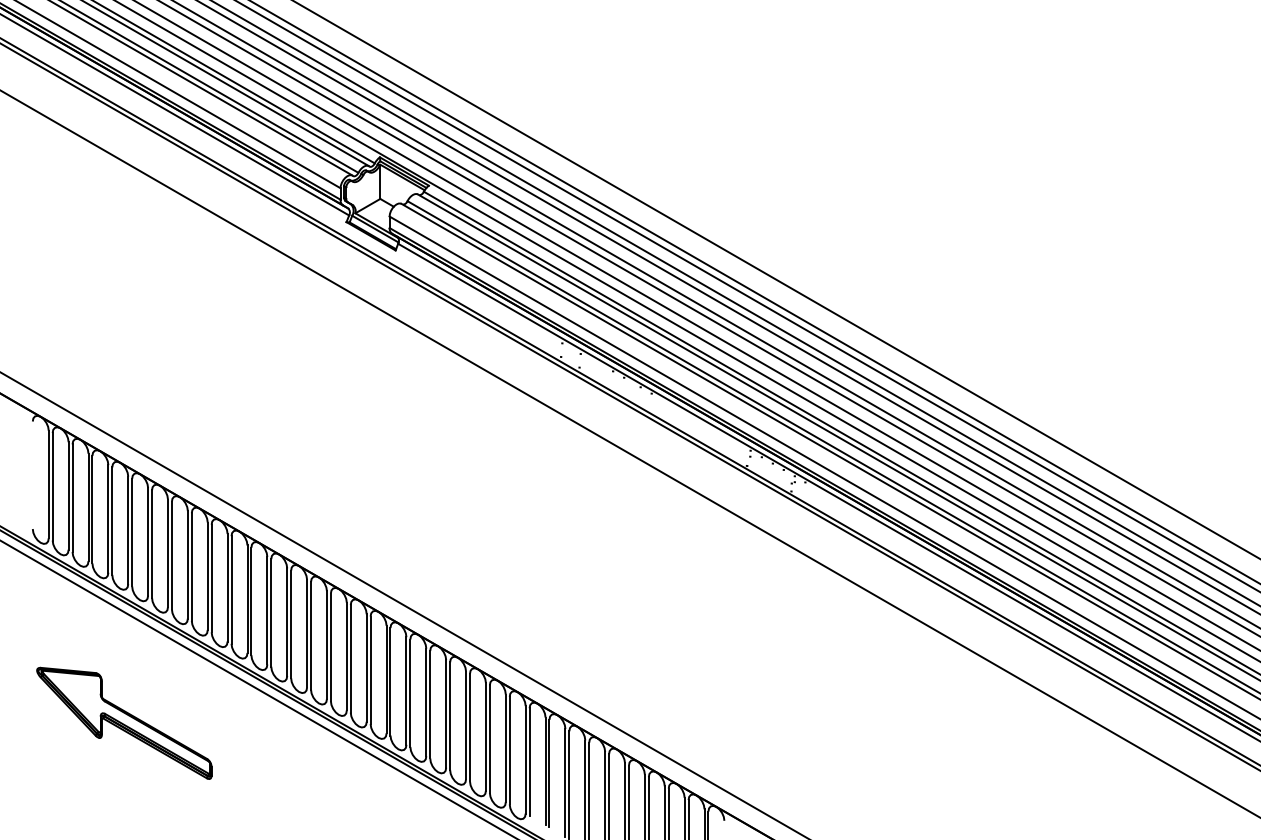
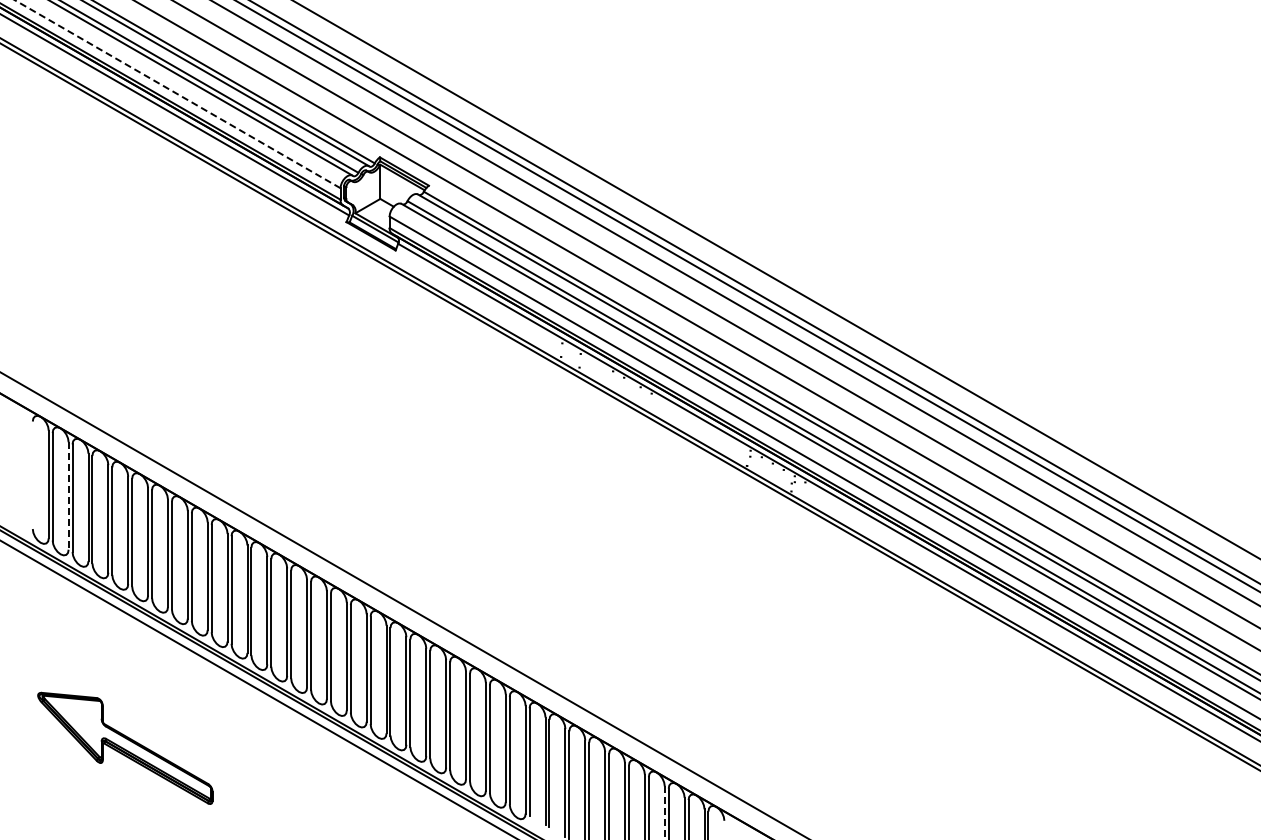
line: solid -> dashed (177, 94)
line: present -> none (728, 307)
line: present -> none (709, 318)
line: present -> none (687, 331)
line: present -> none (629, 453)
line: solid -> dashed (68, 495)
part position: (124, 722) -> (125, 747) (125, 747)
line: solid -> dashed (664, 813)
